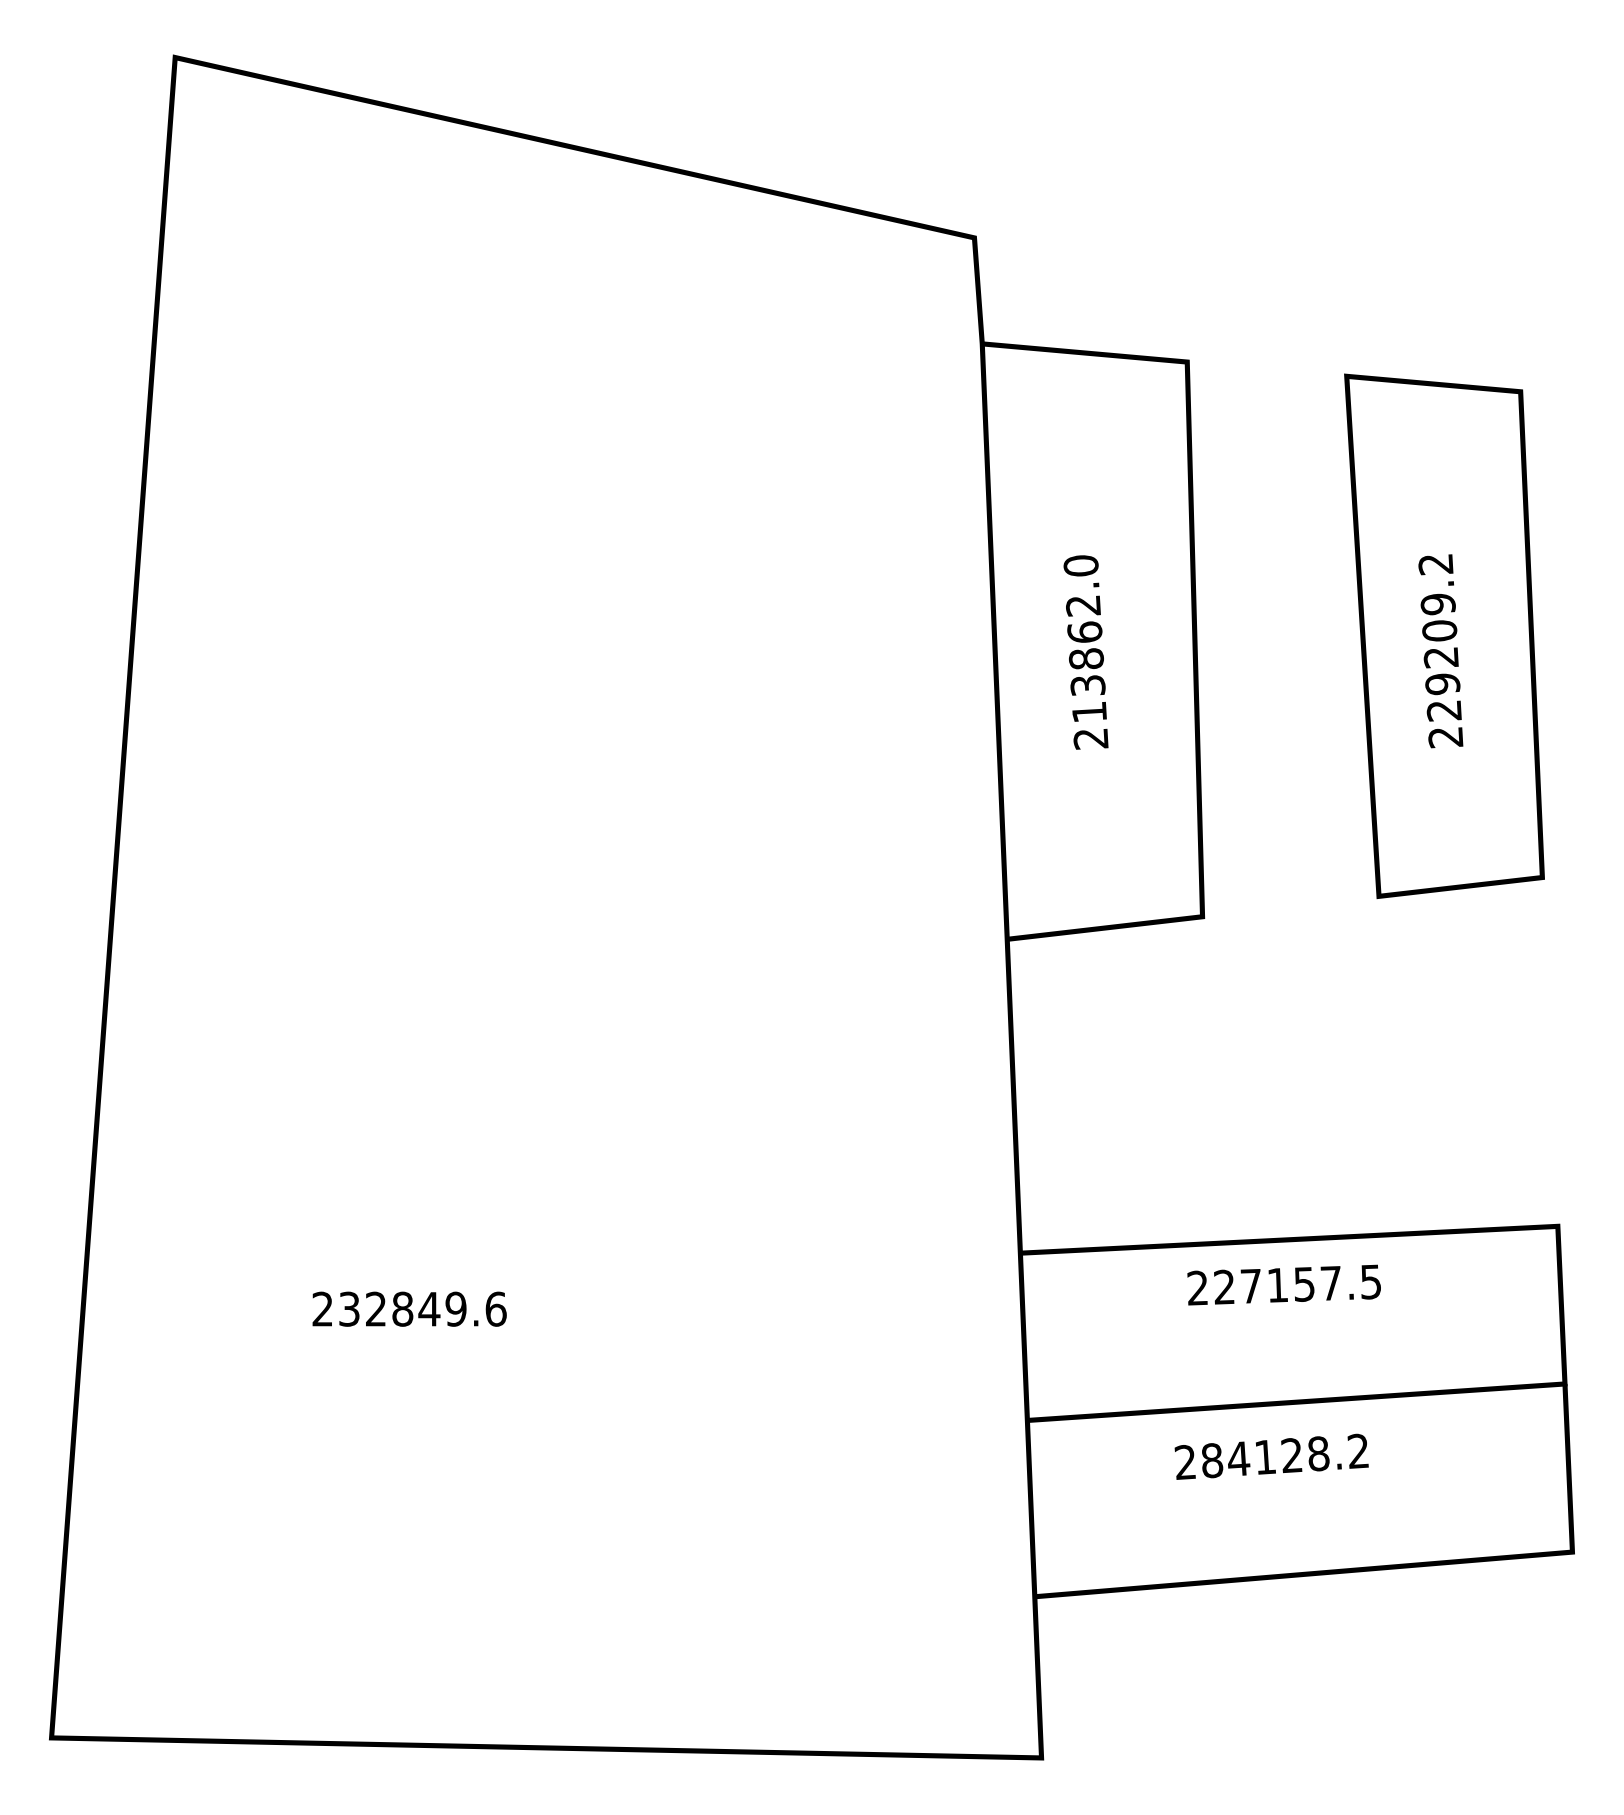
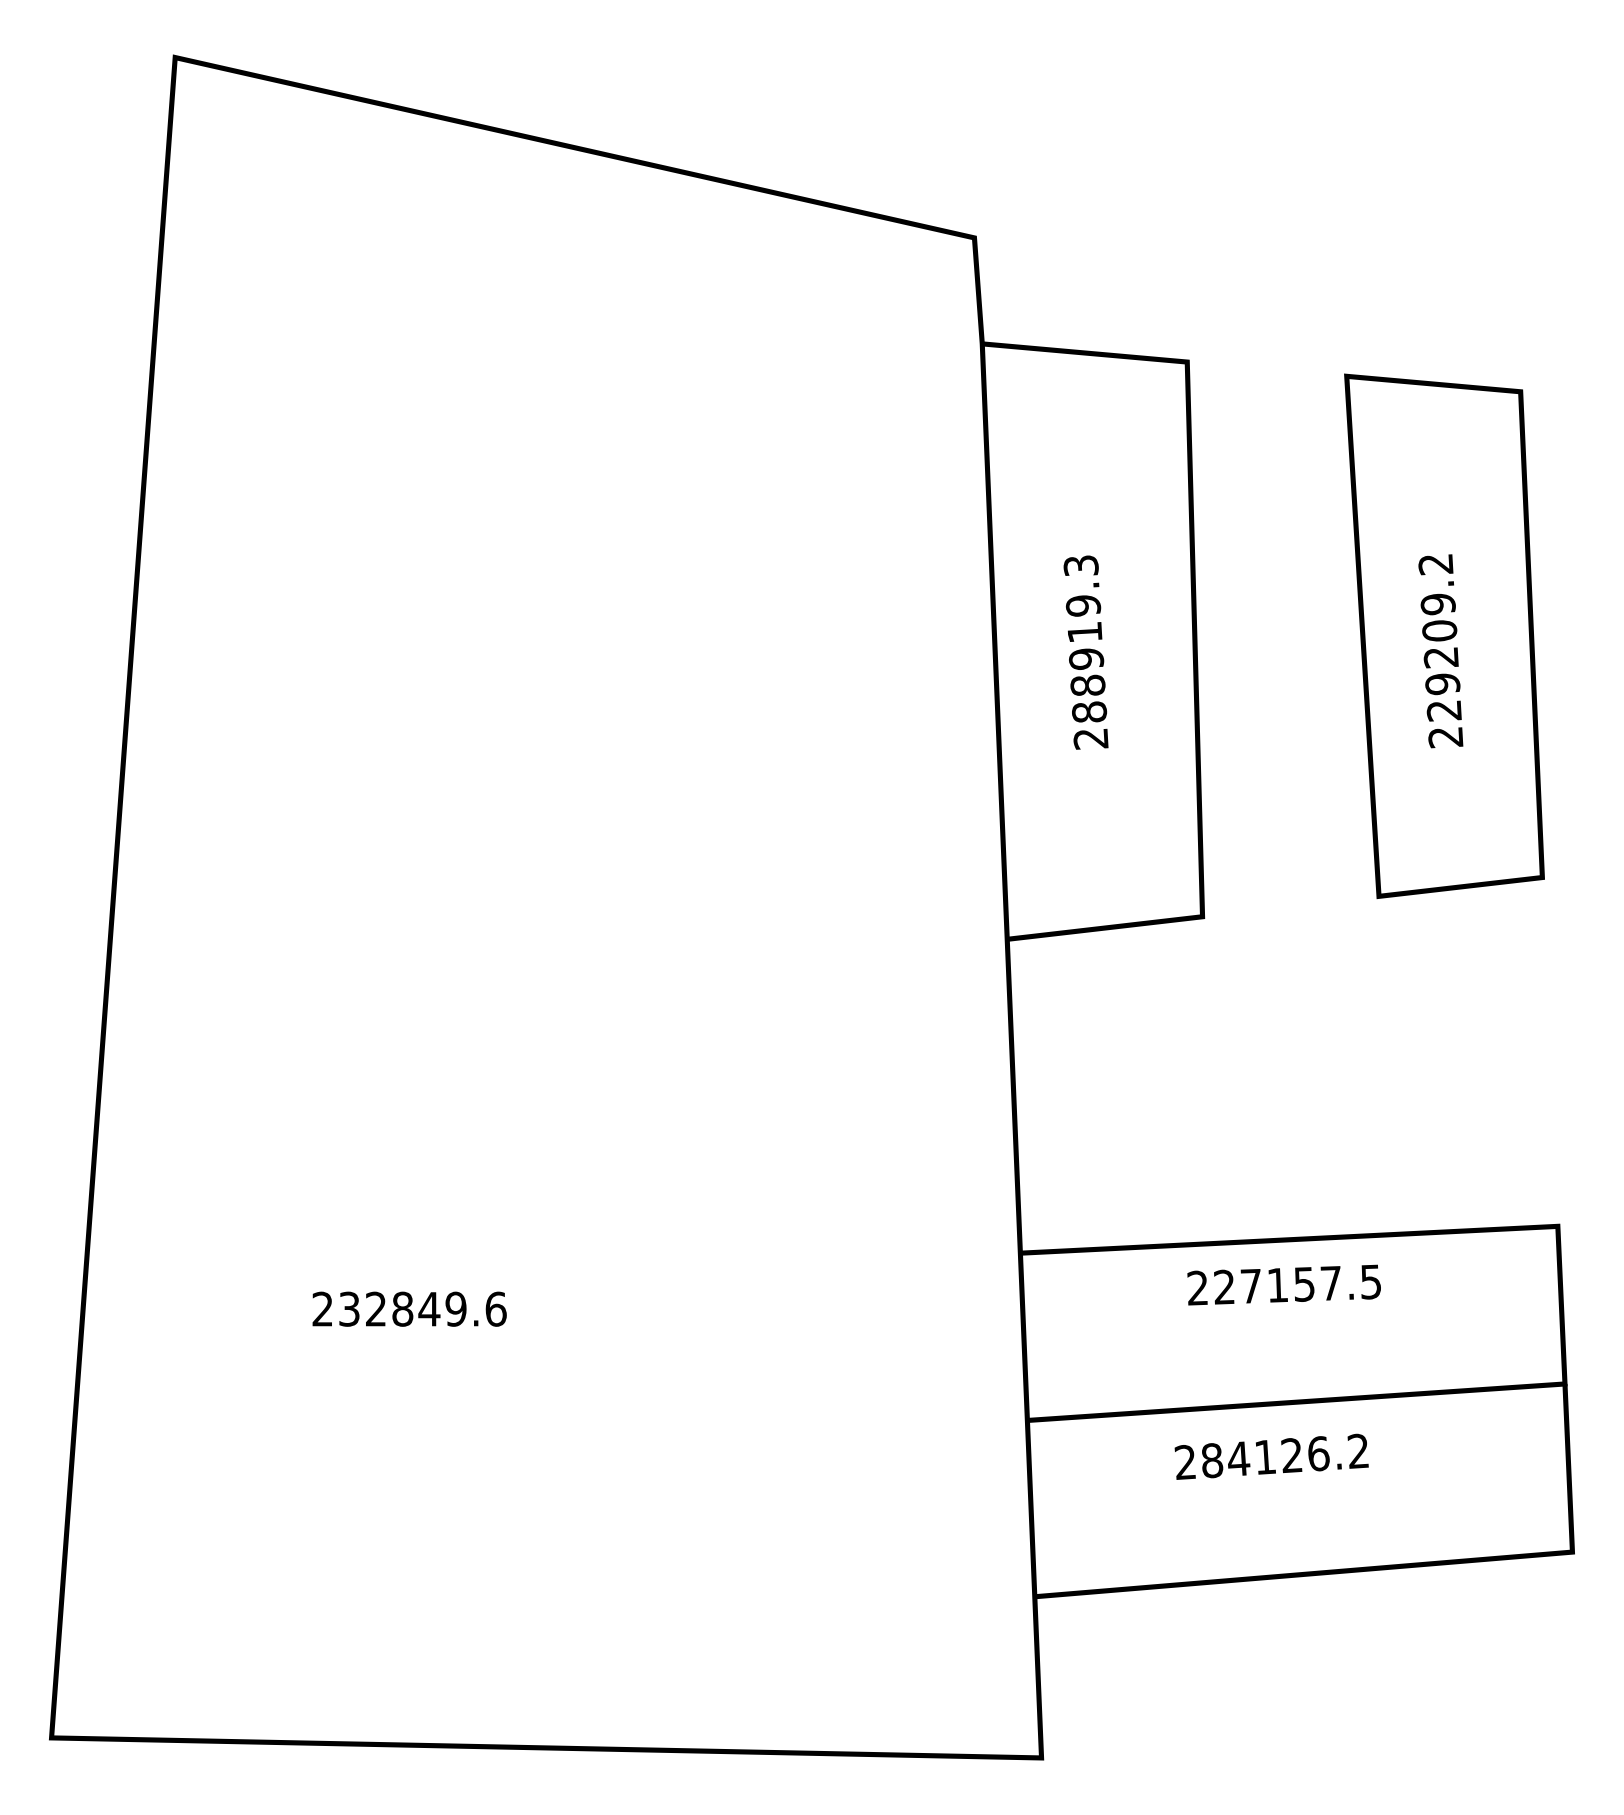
text: 213862.0 -> 288919.3 (1085, 638)
text: 284128.2 -> 284126.2 (1318, 1453)
